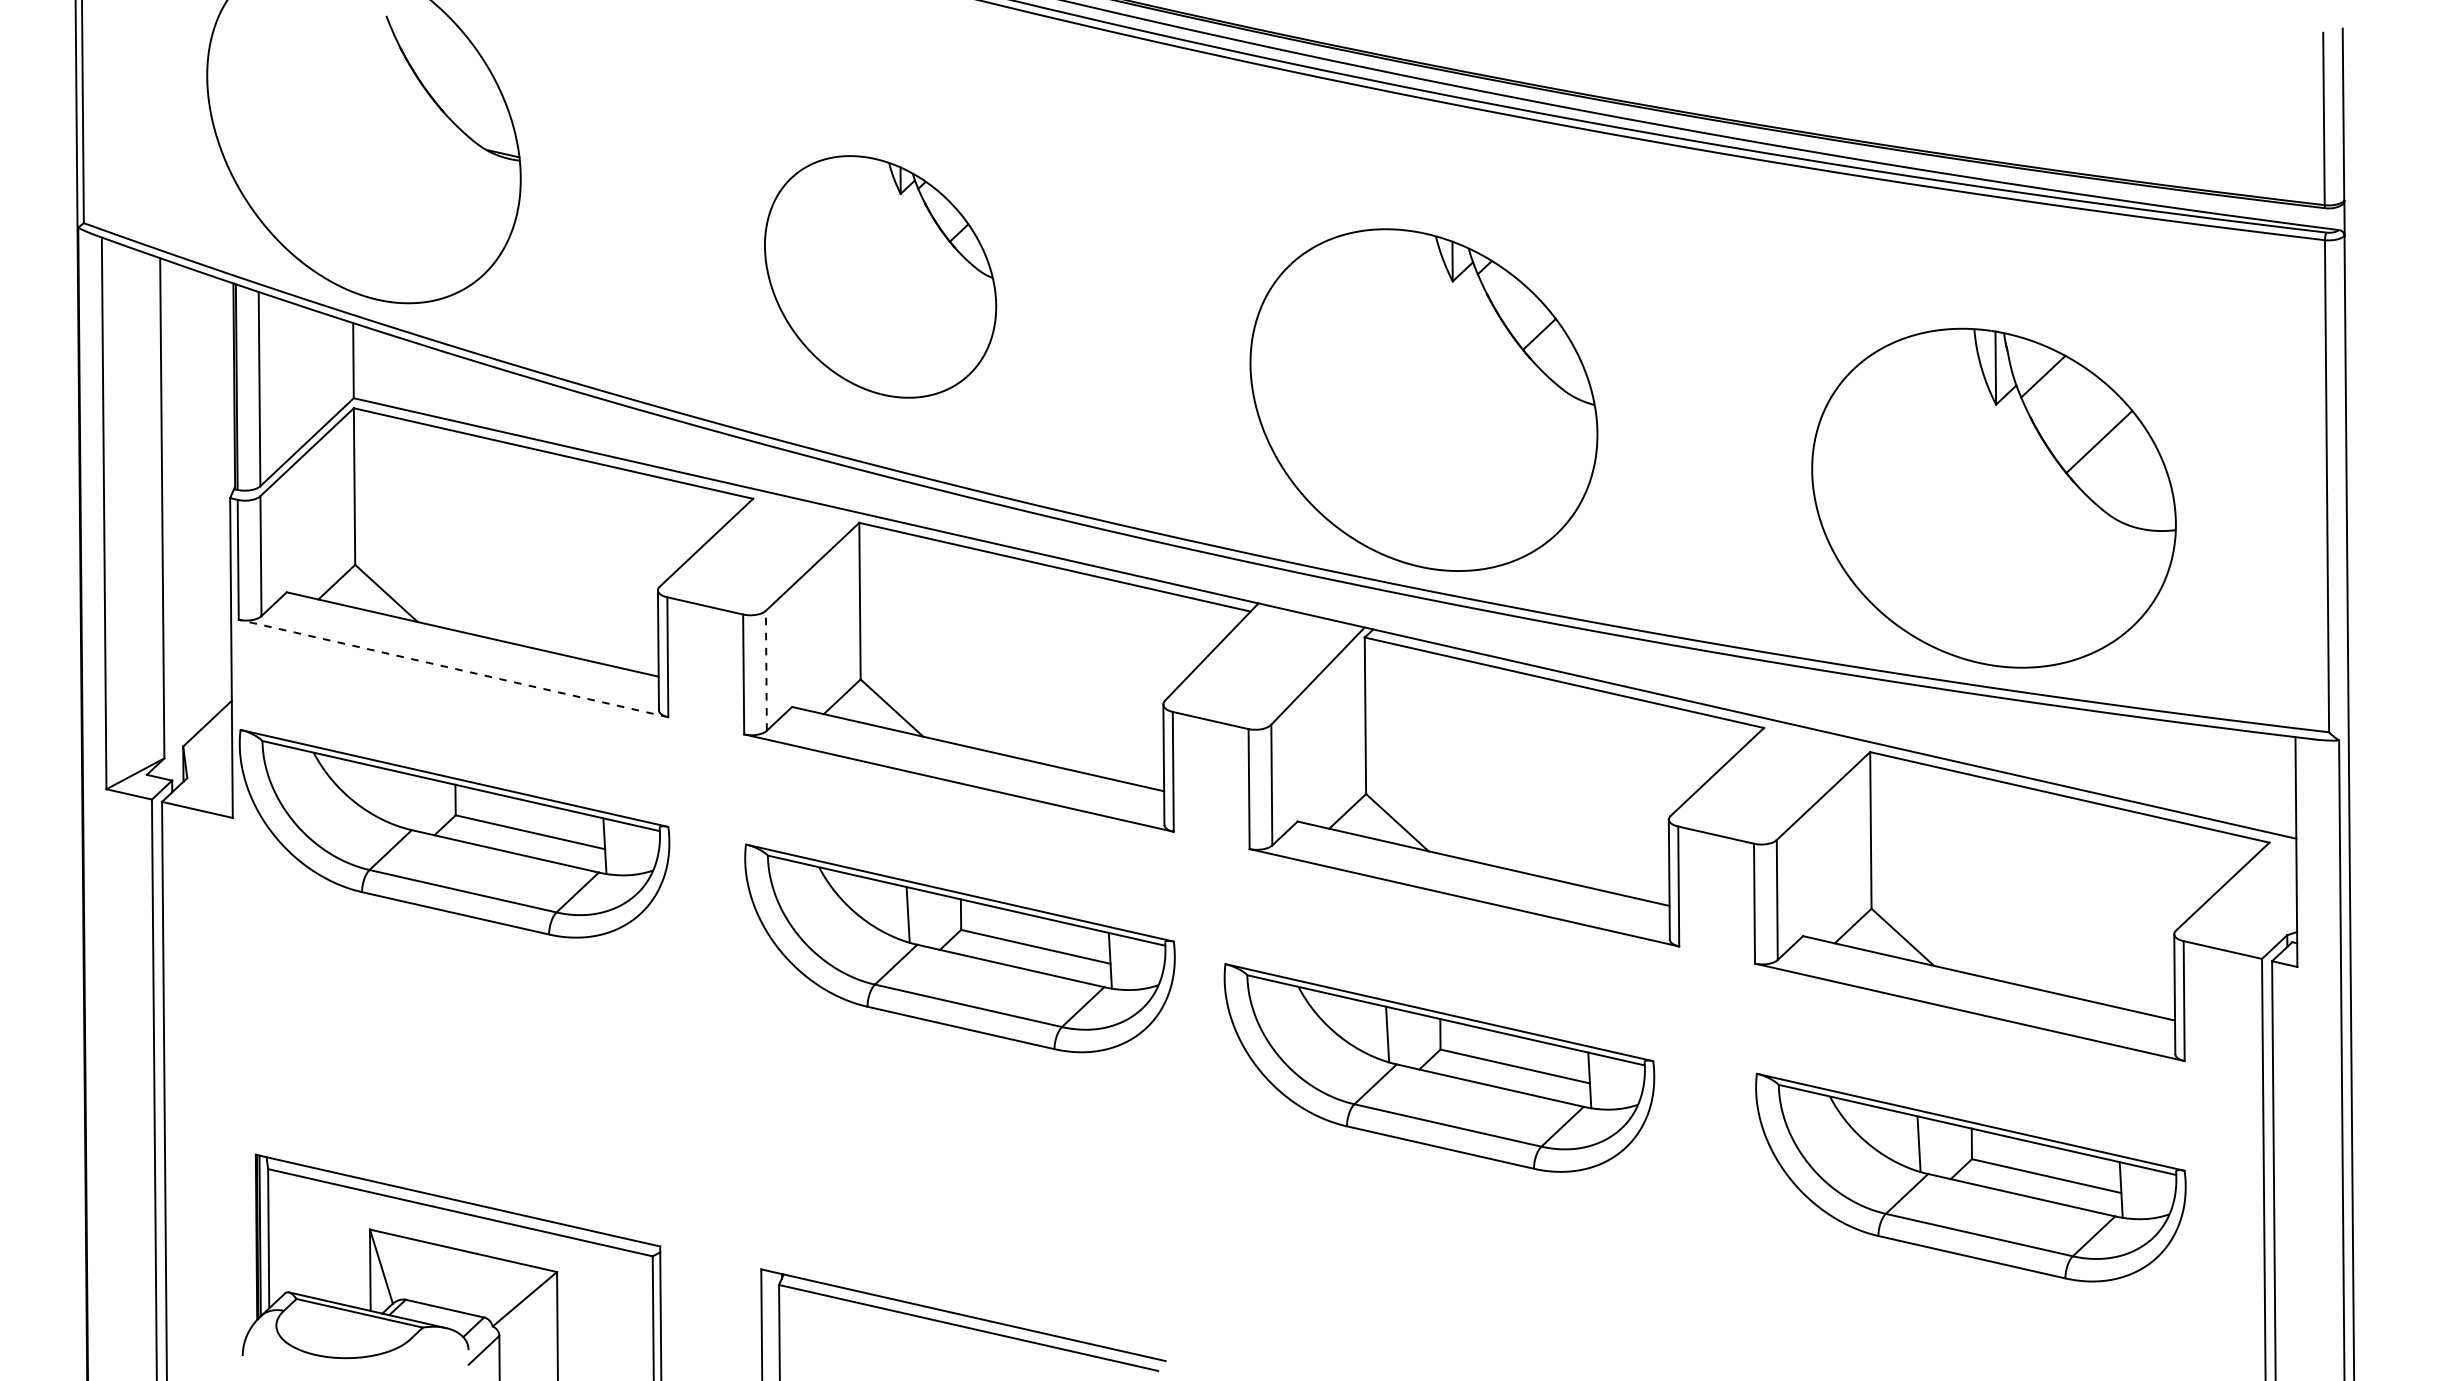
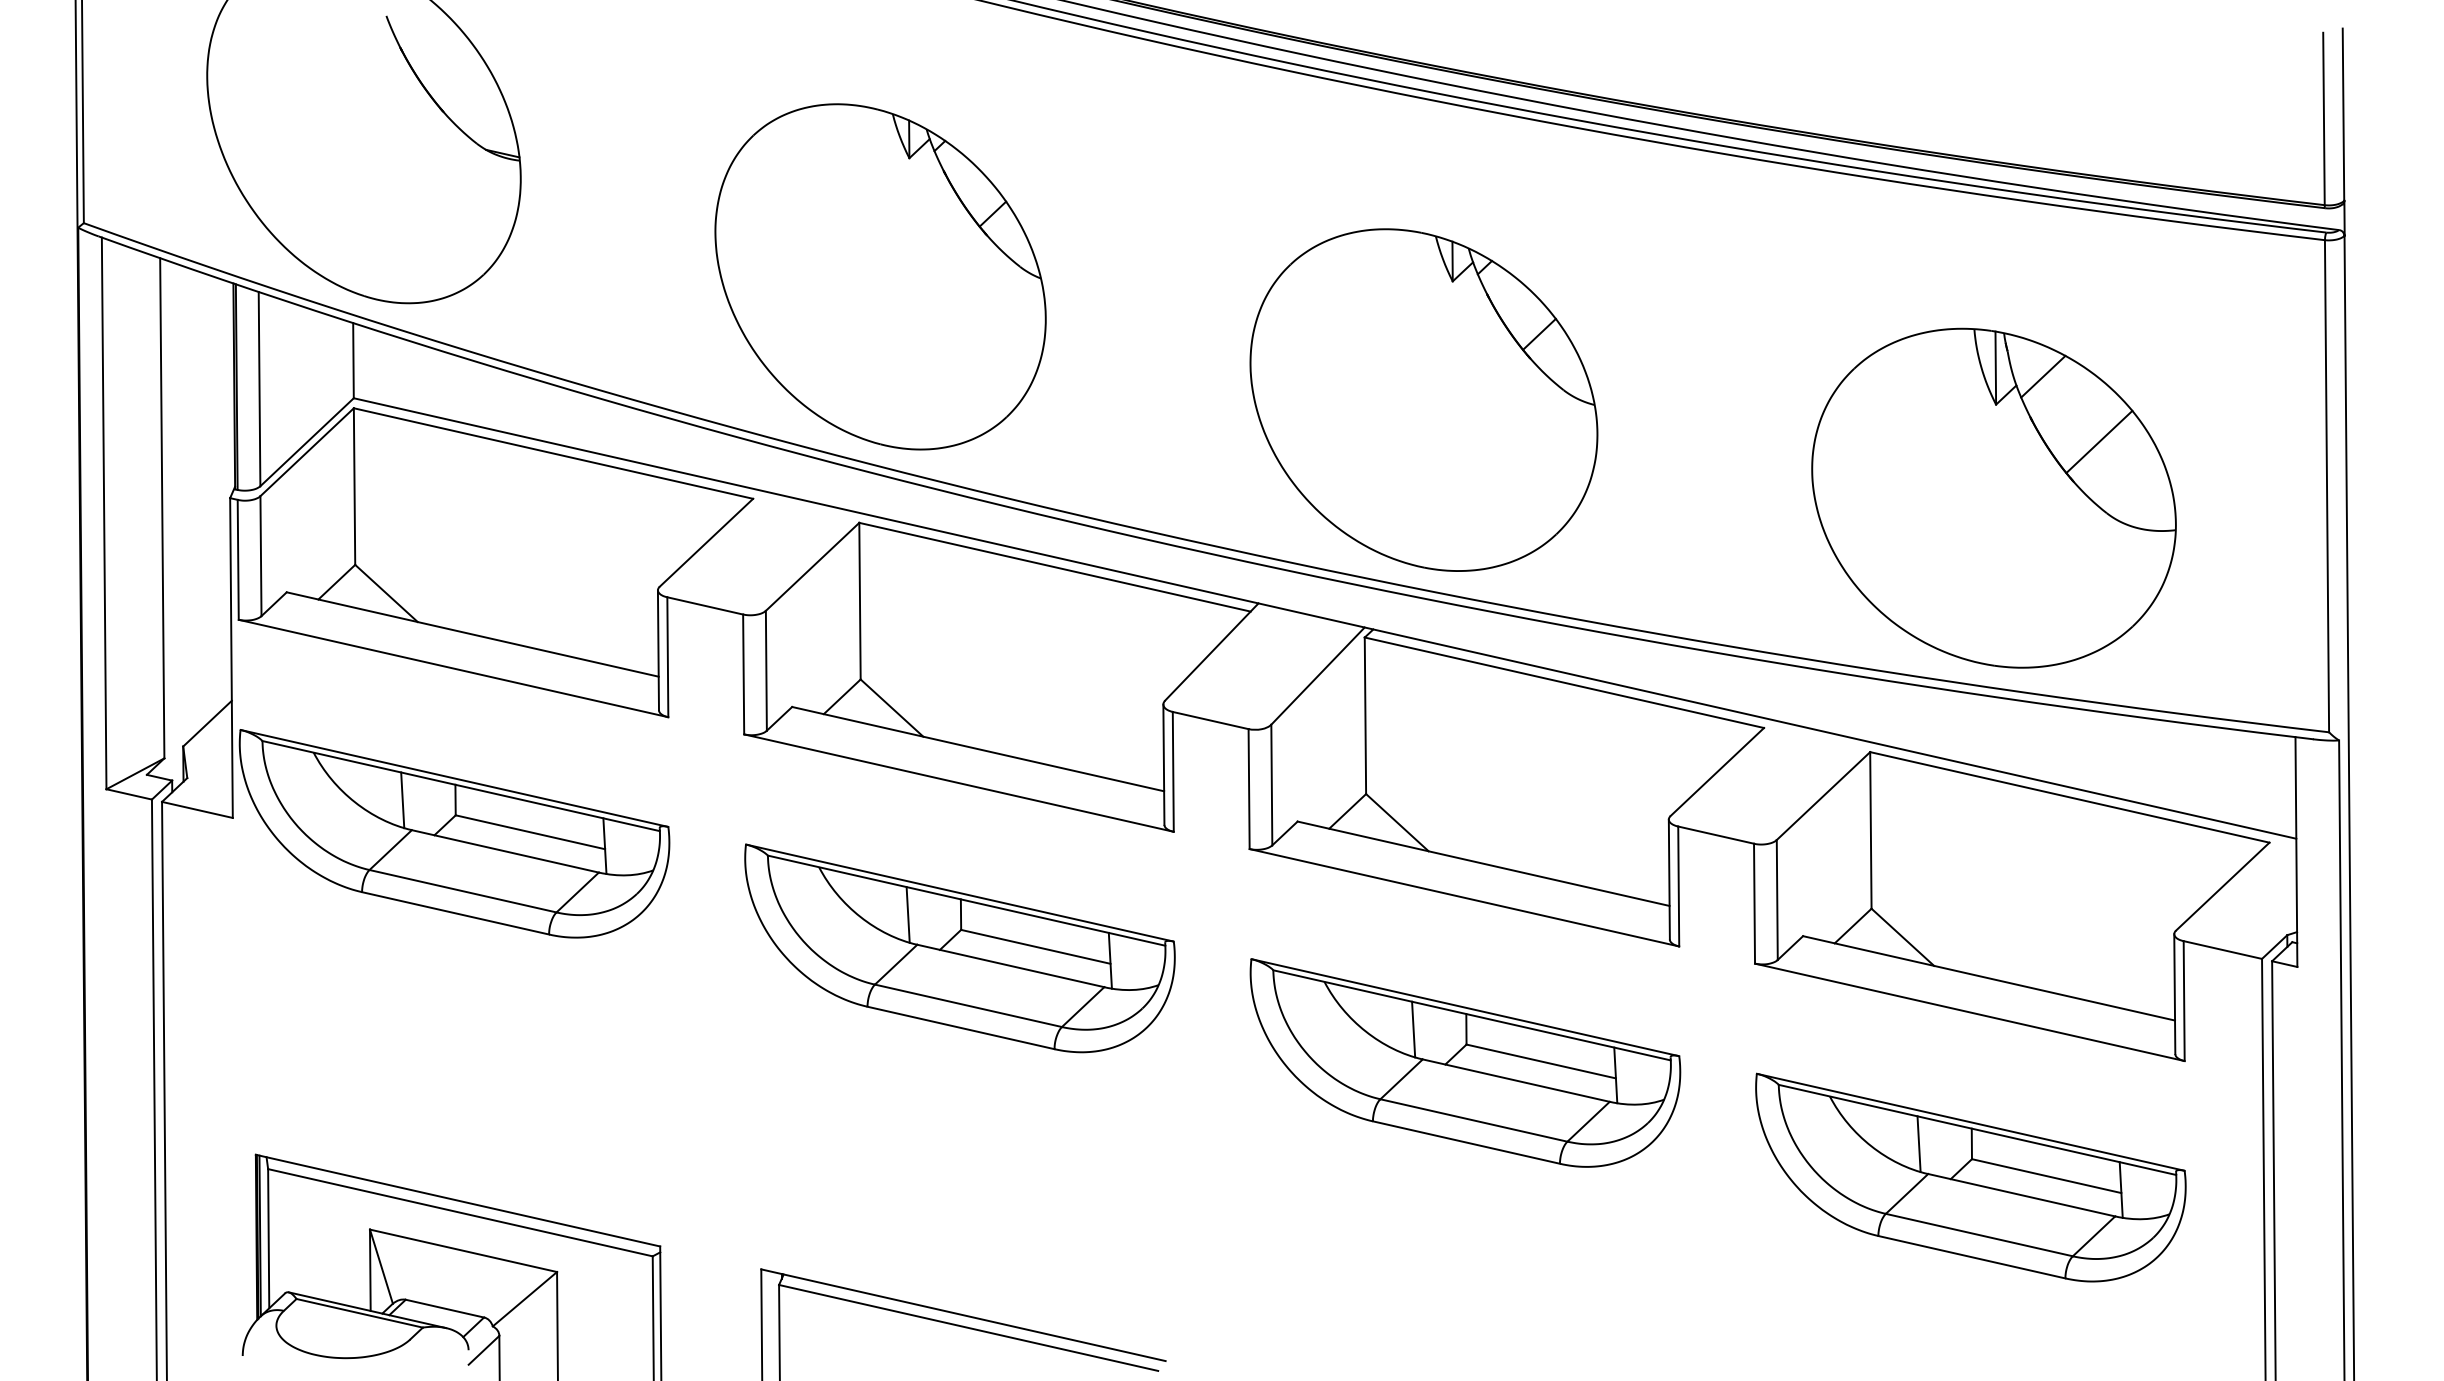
part size: 234x244 px -> 333x348 px (880, 276)
line: dashed -> solid (453, 668)
line: dashed -> solid (766, 670)
line: none -> present (402, 800)
part position: (1439, 1067) -> (1465, 1062) (1465, 1062)
